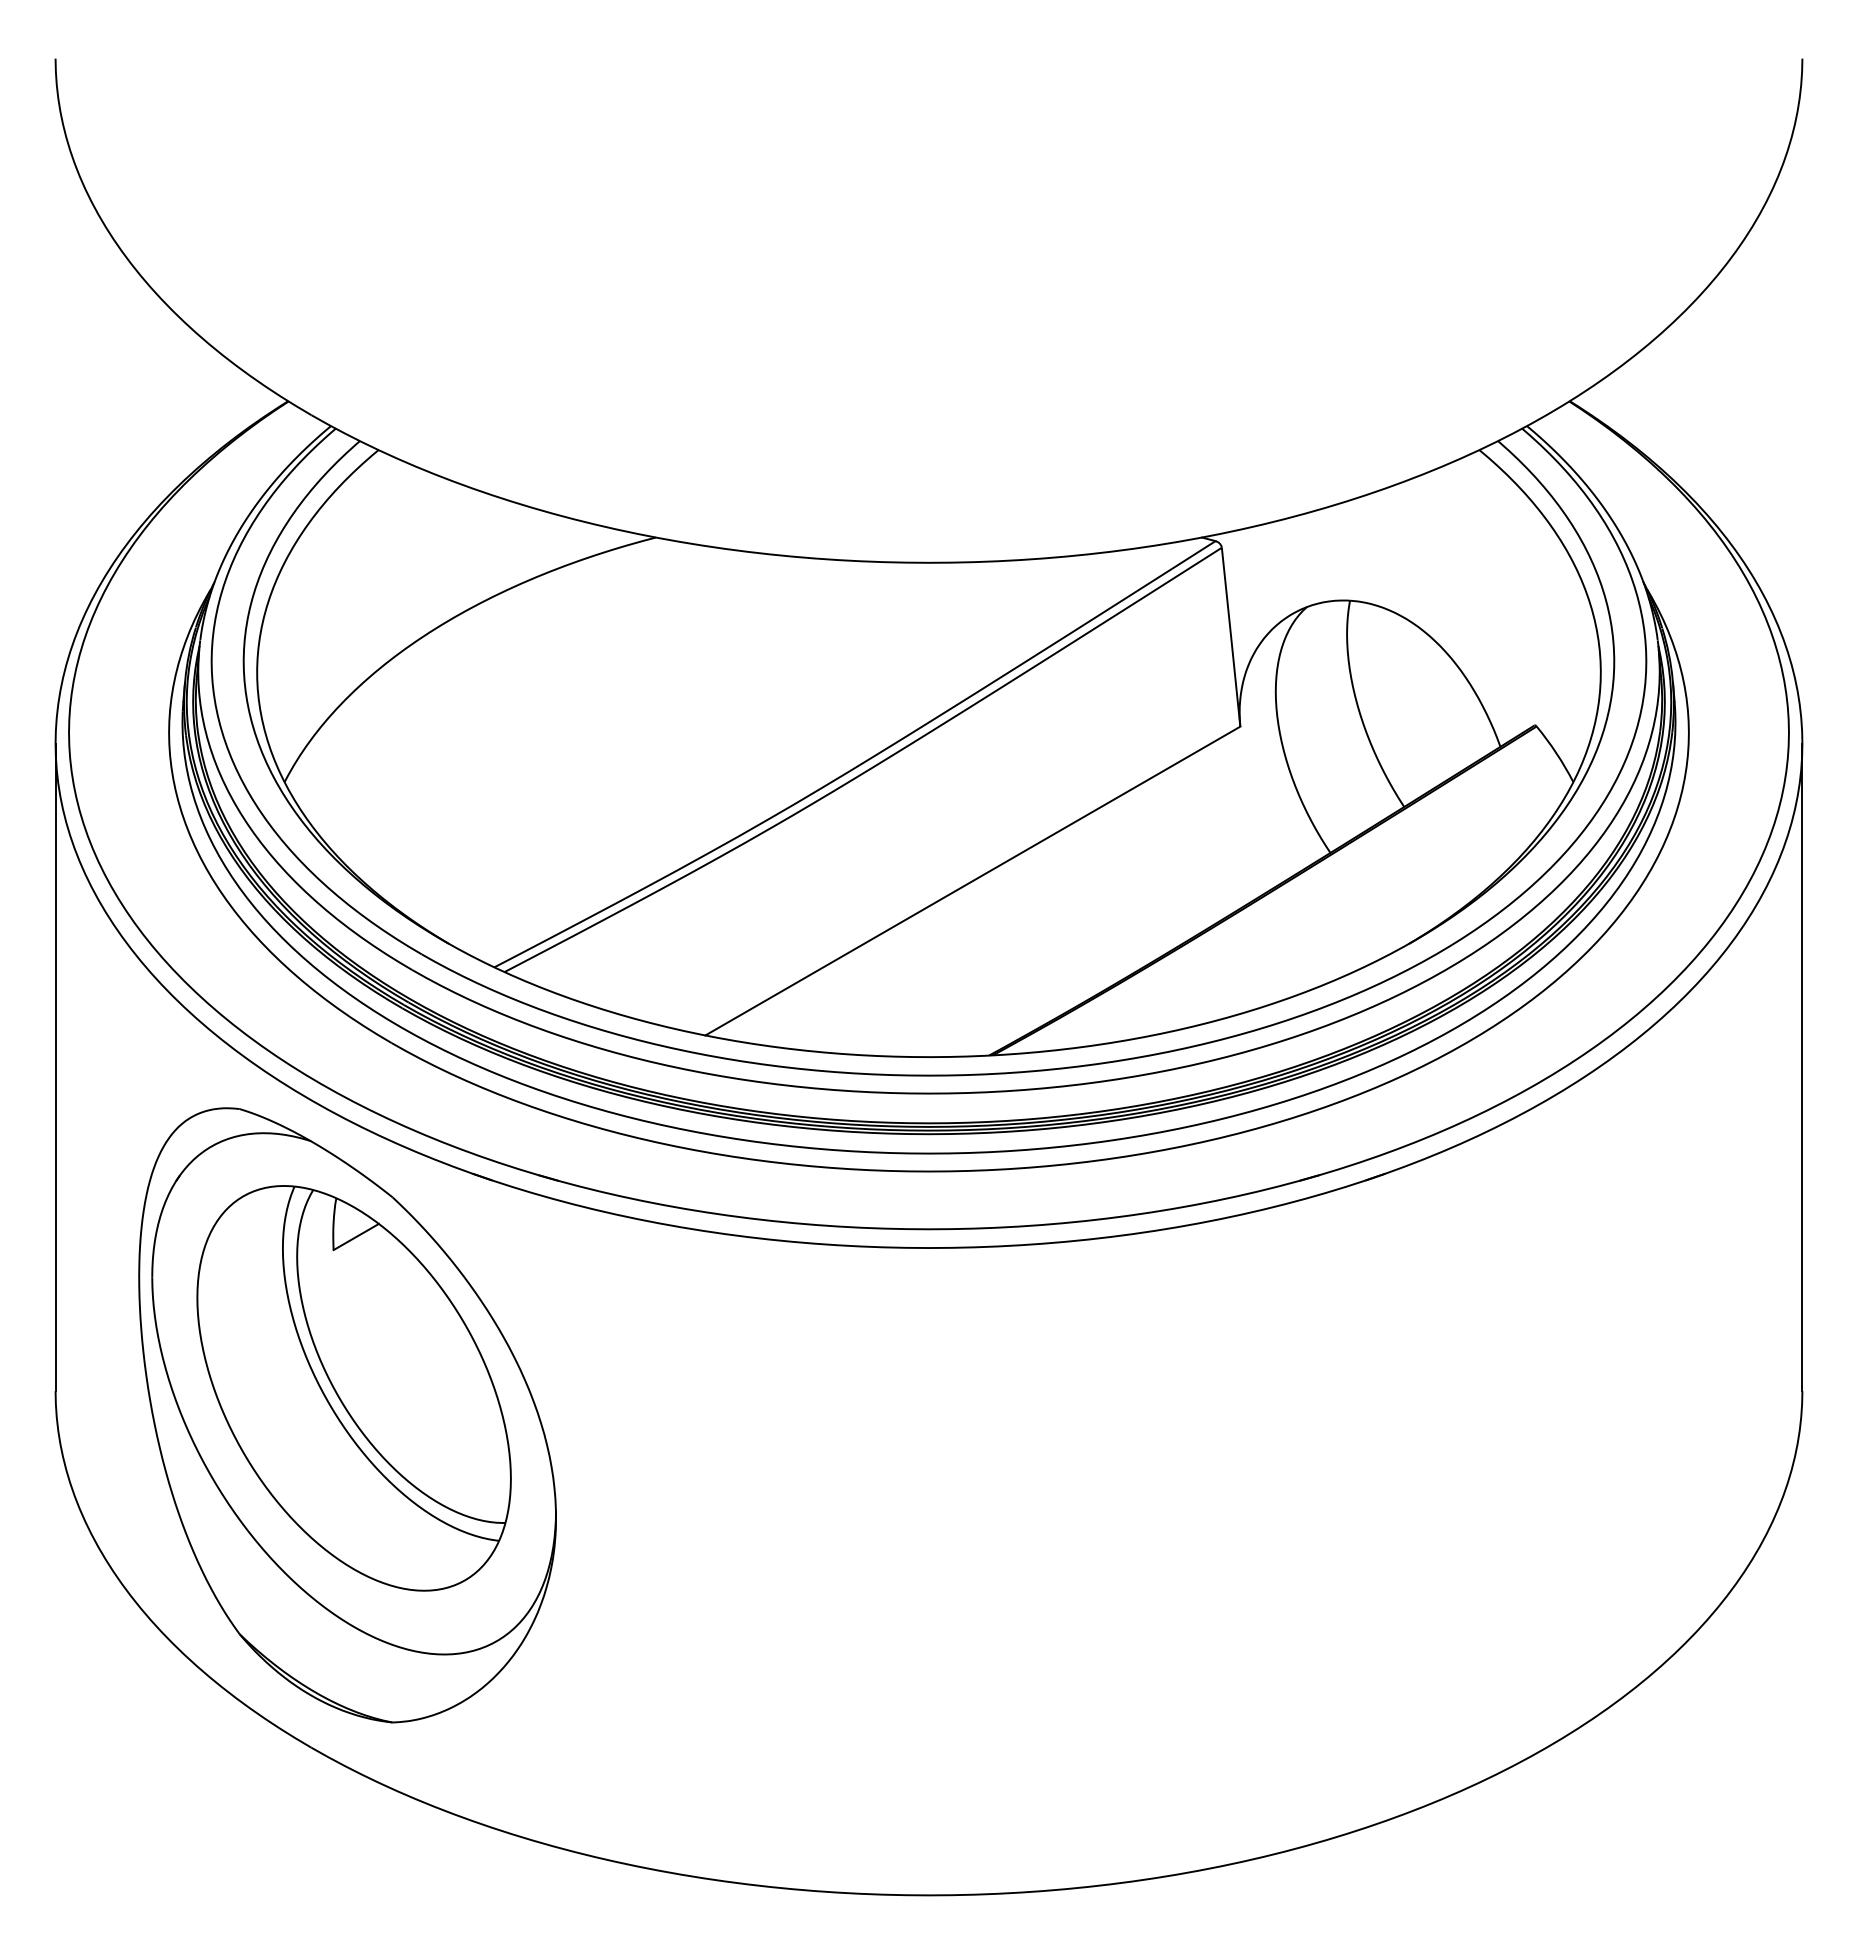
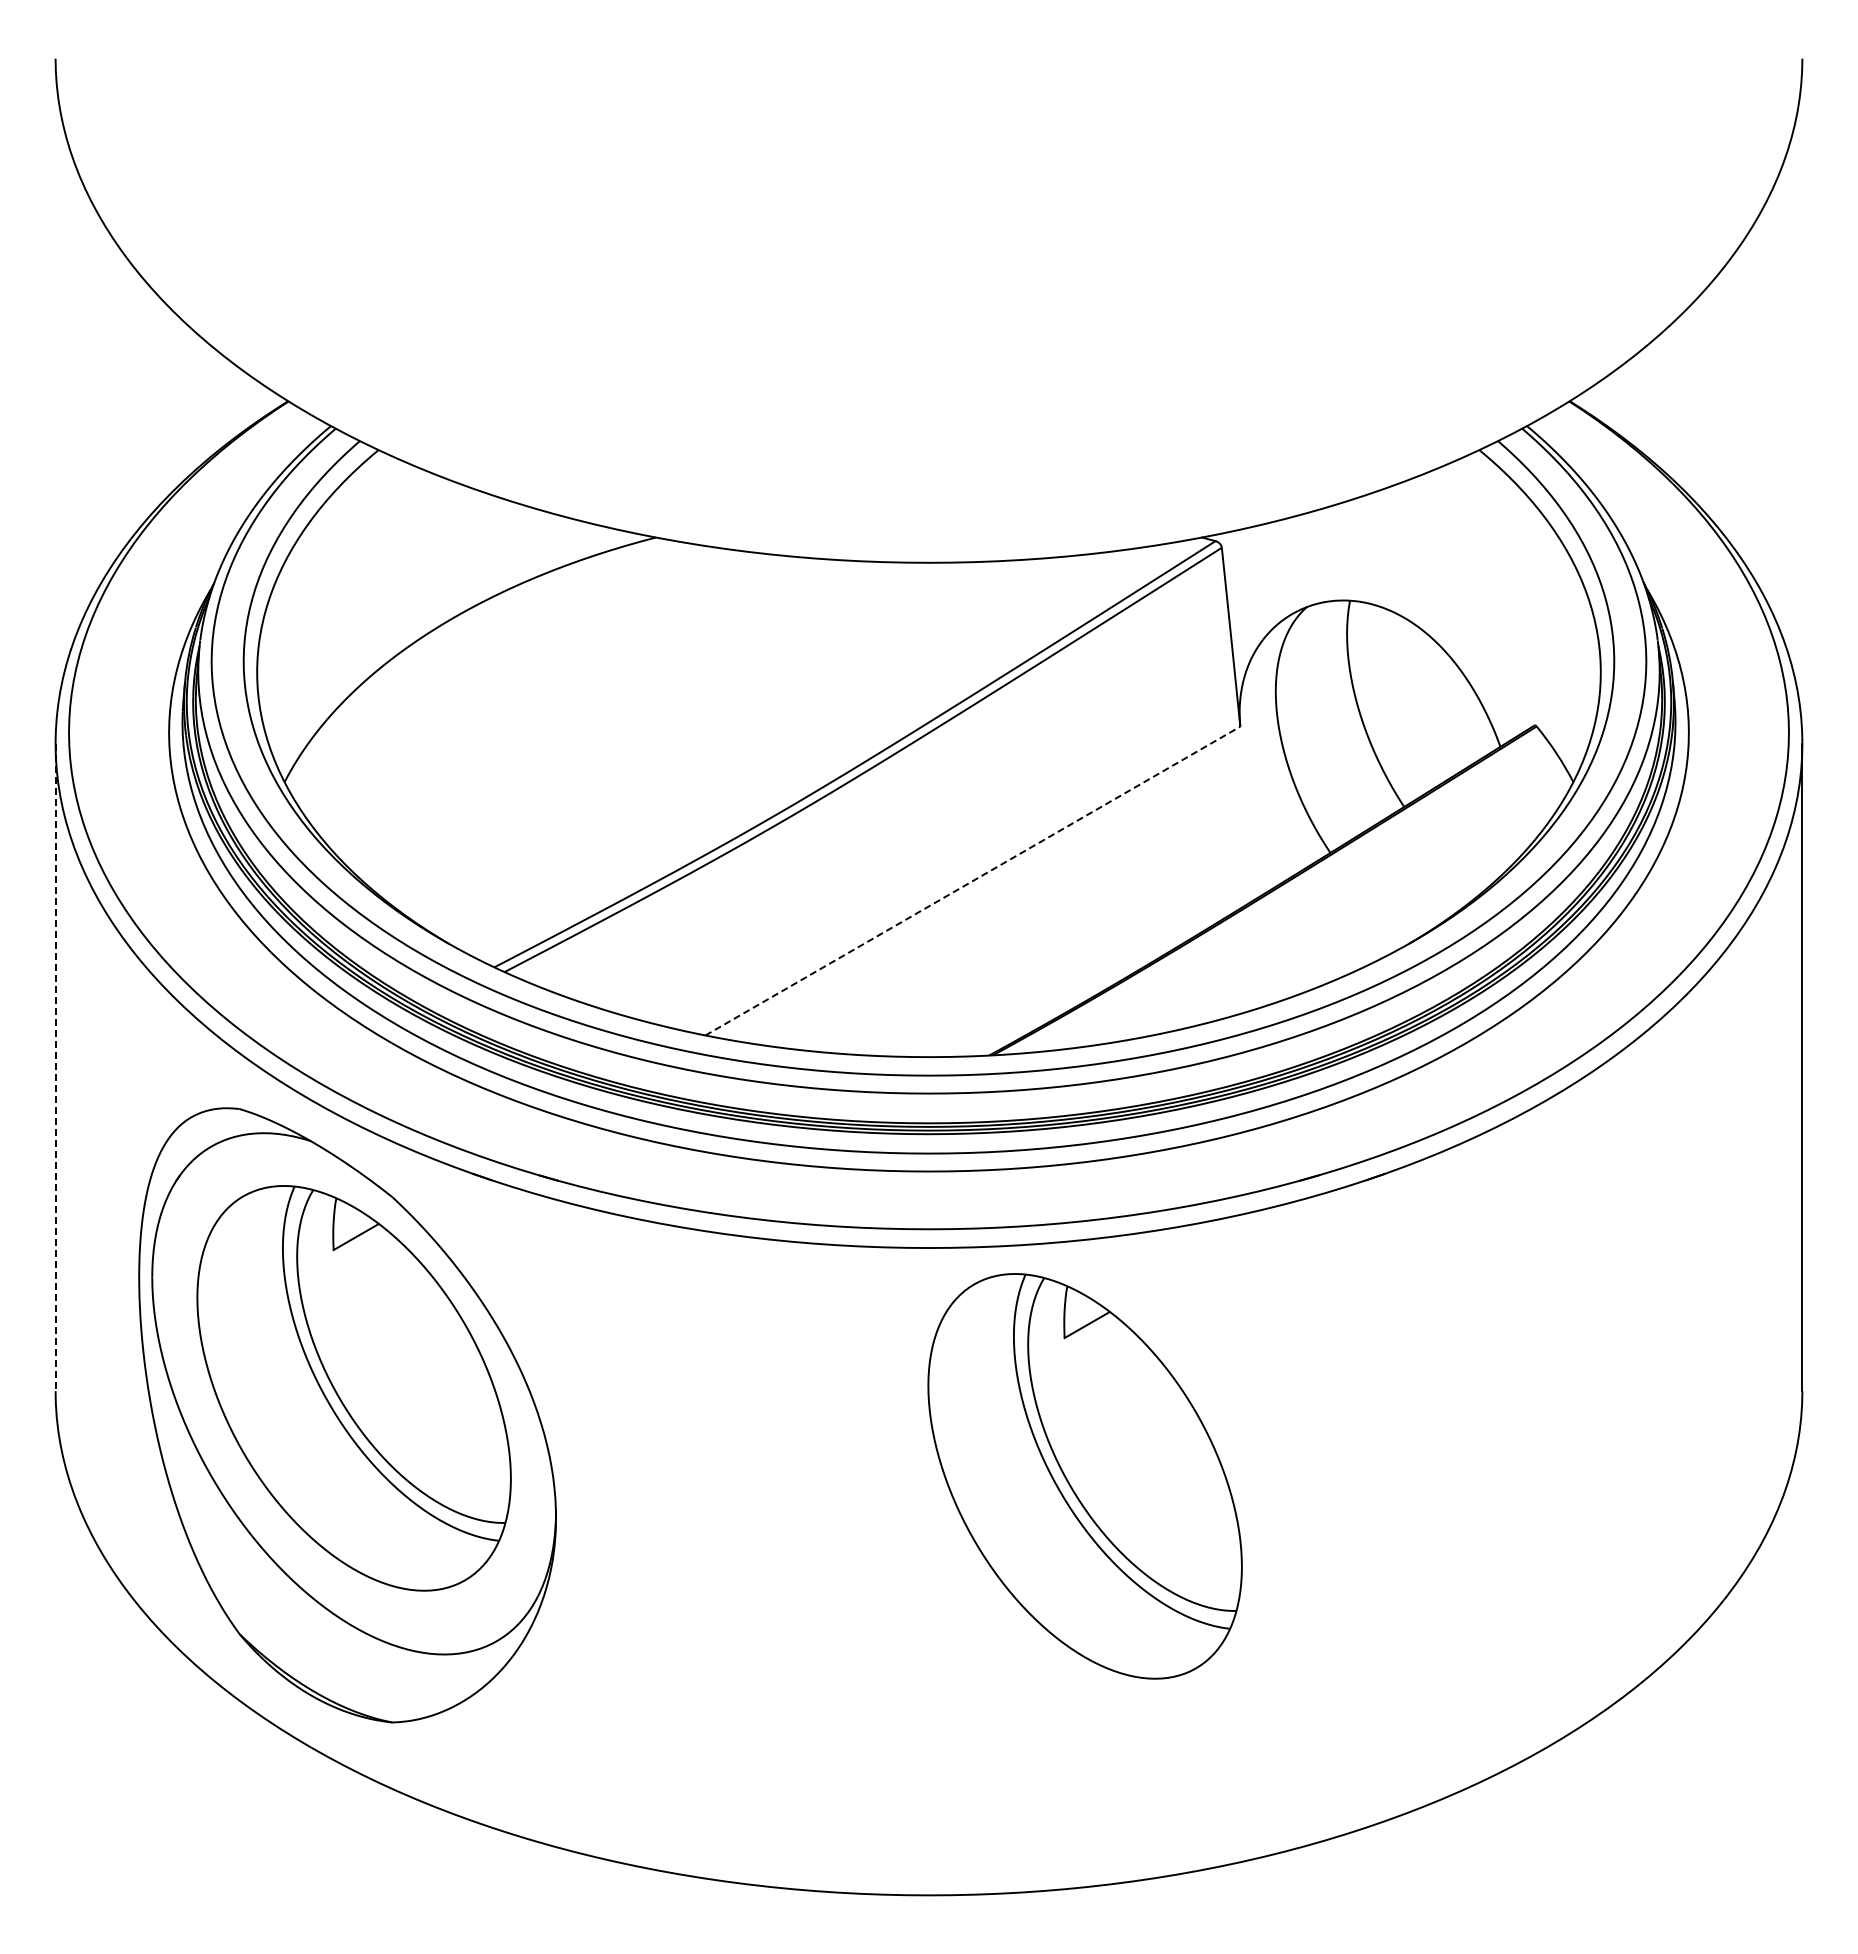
line: solid -> dashed (972, 881)
line: solid -> dashed (55, 1067)
part: none -> present (1084, 1476)
